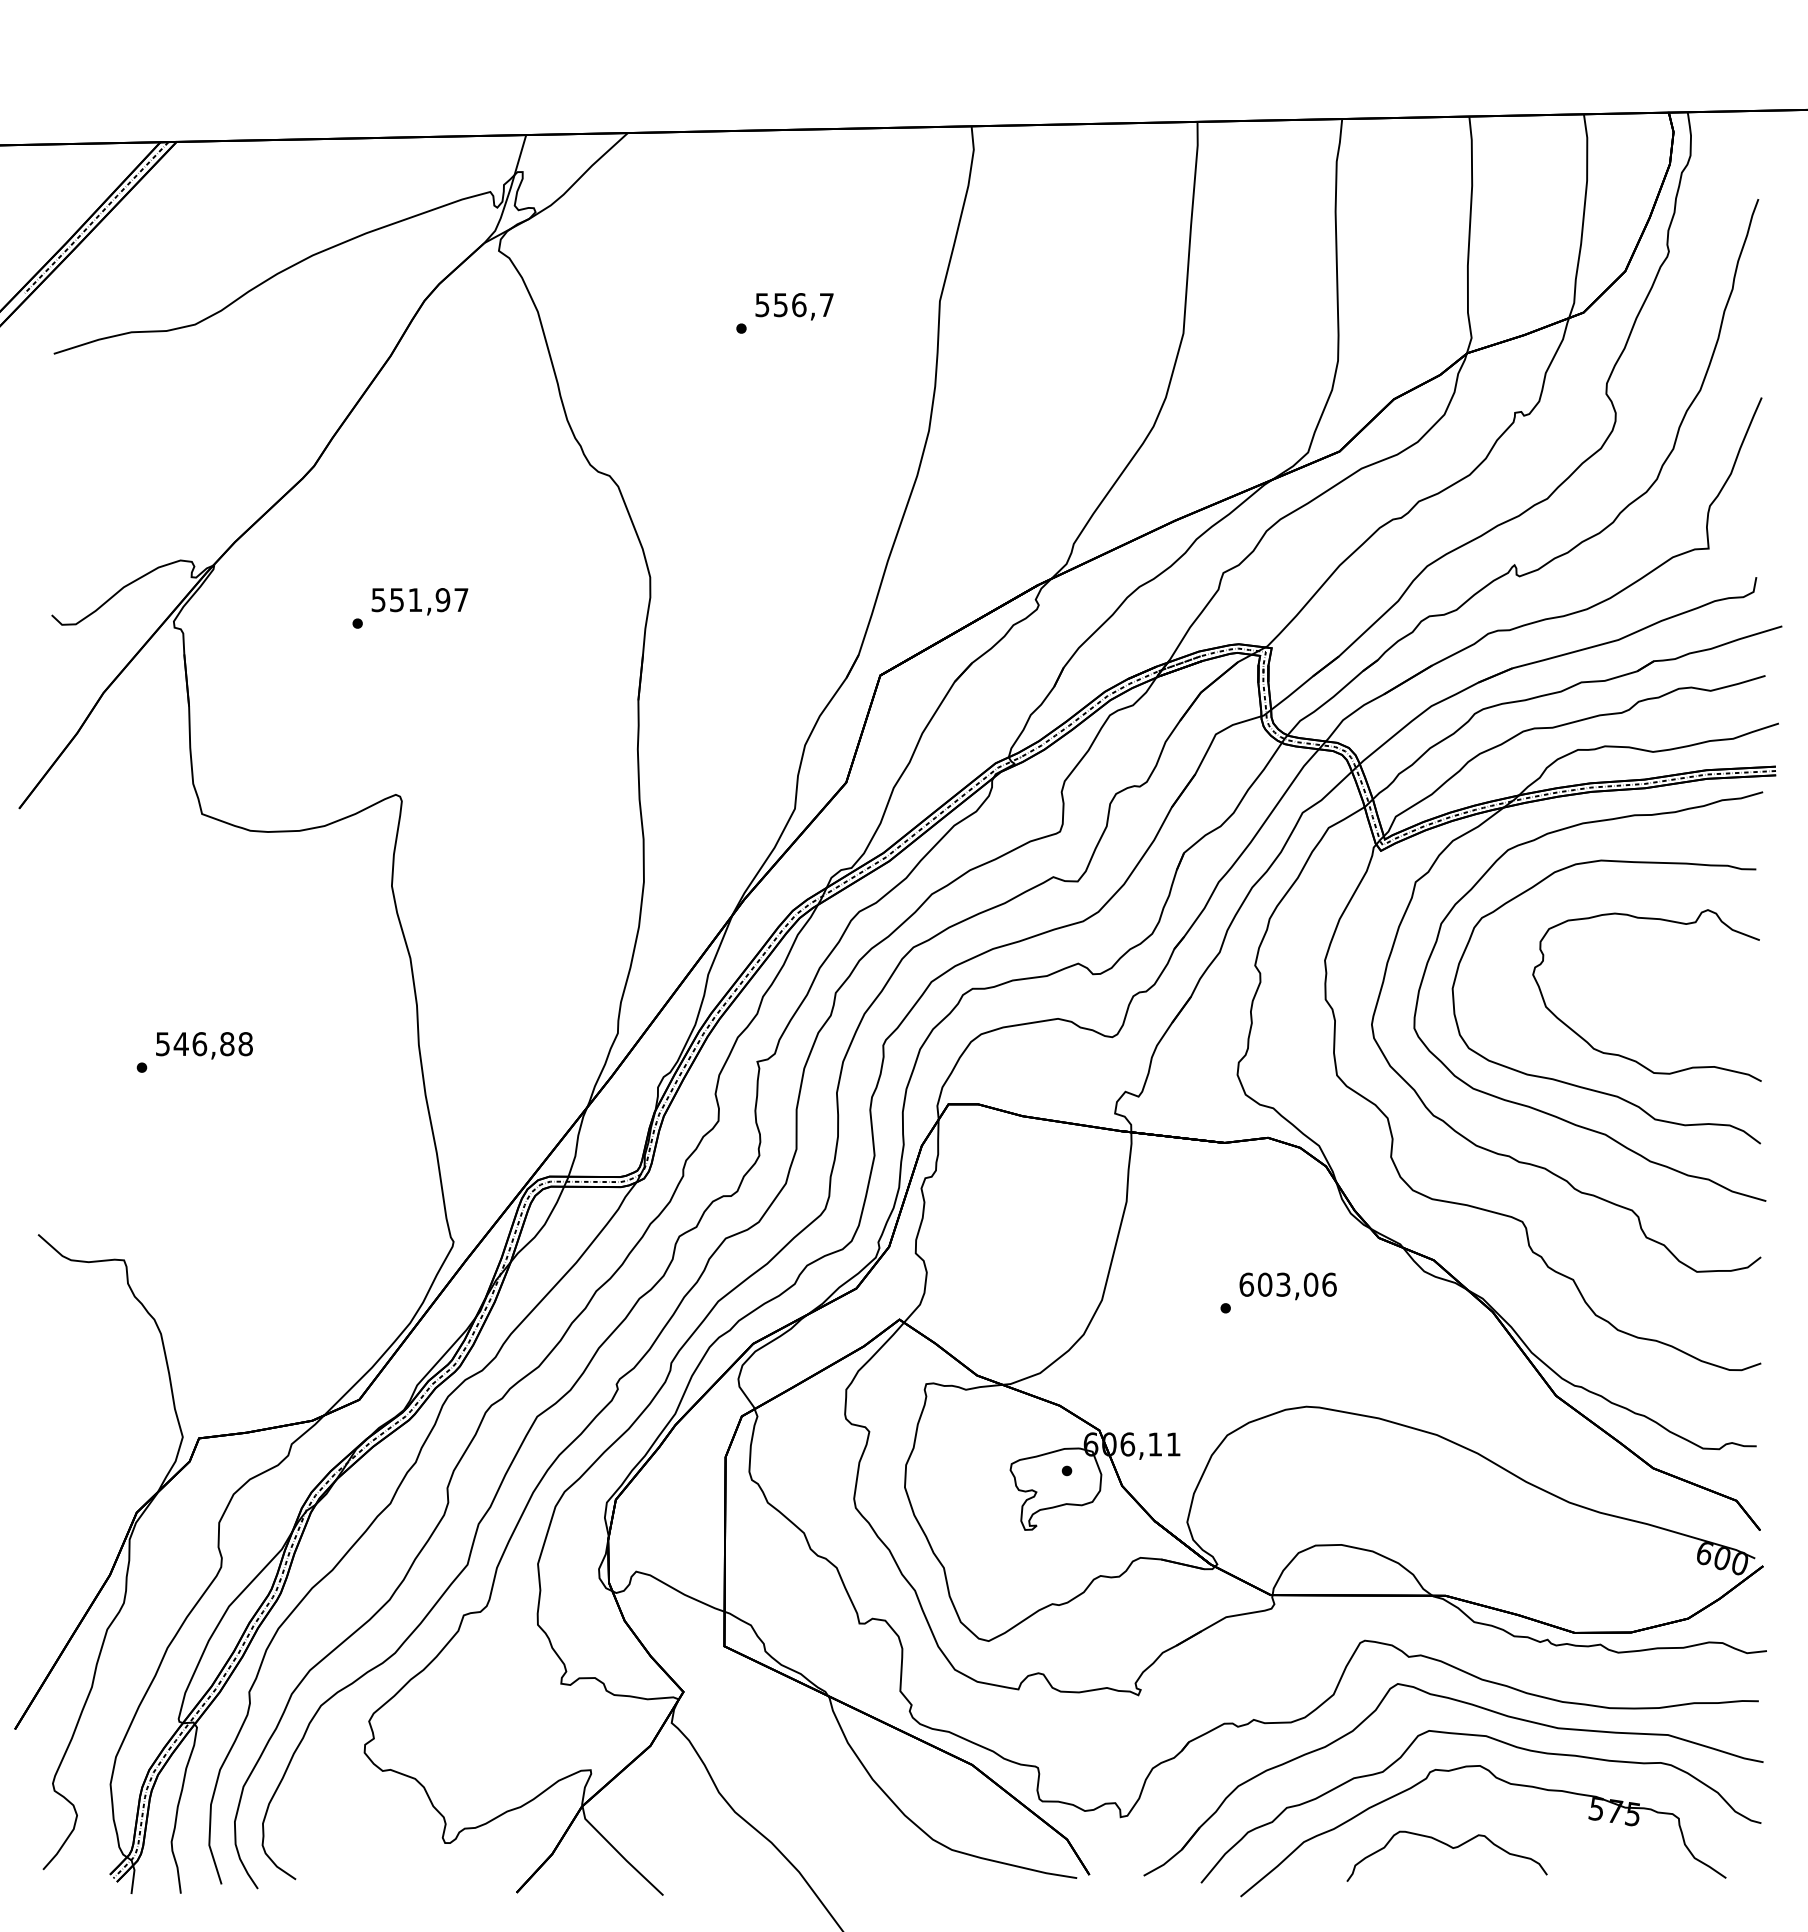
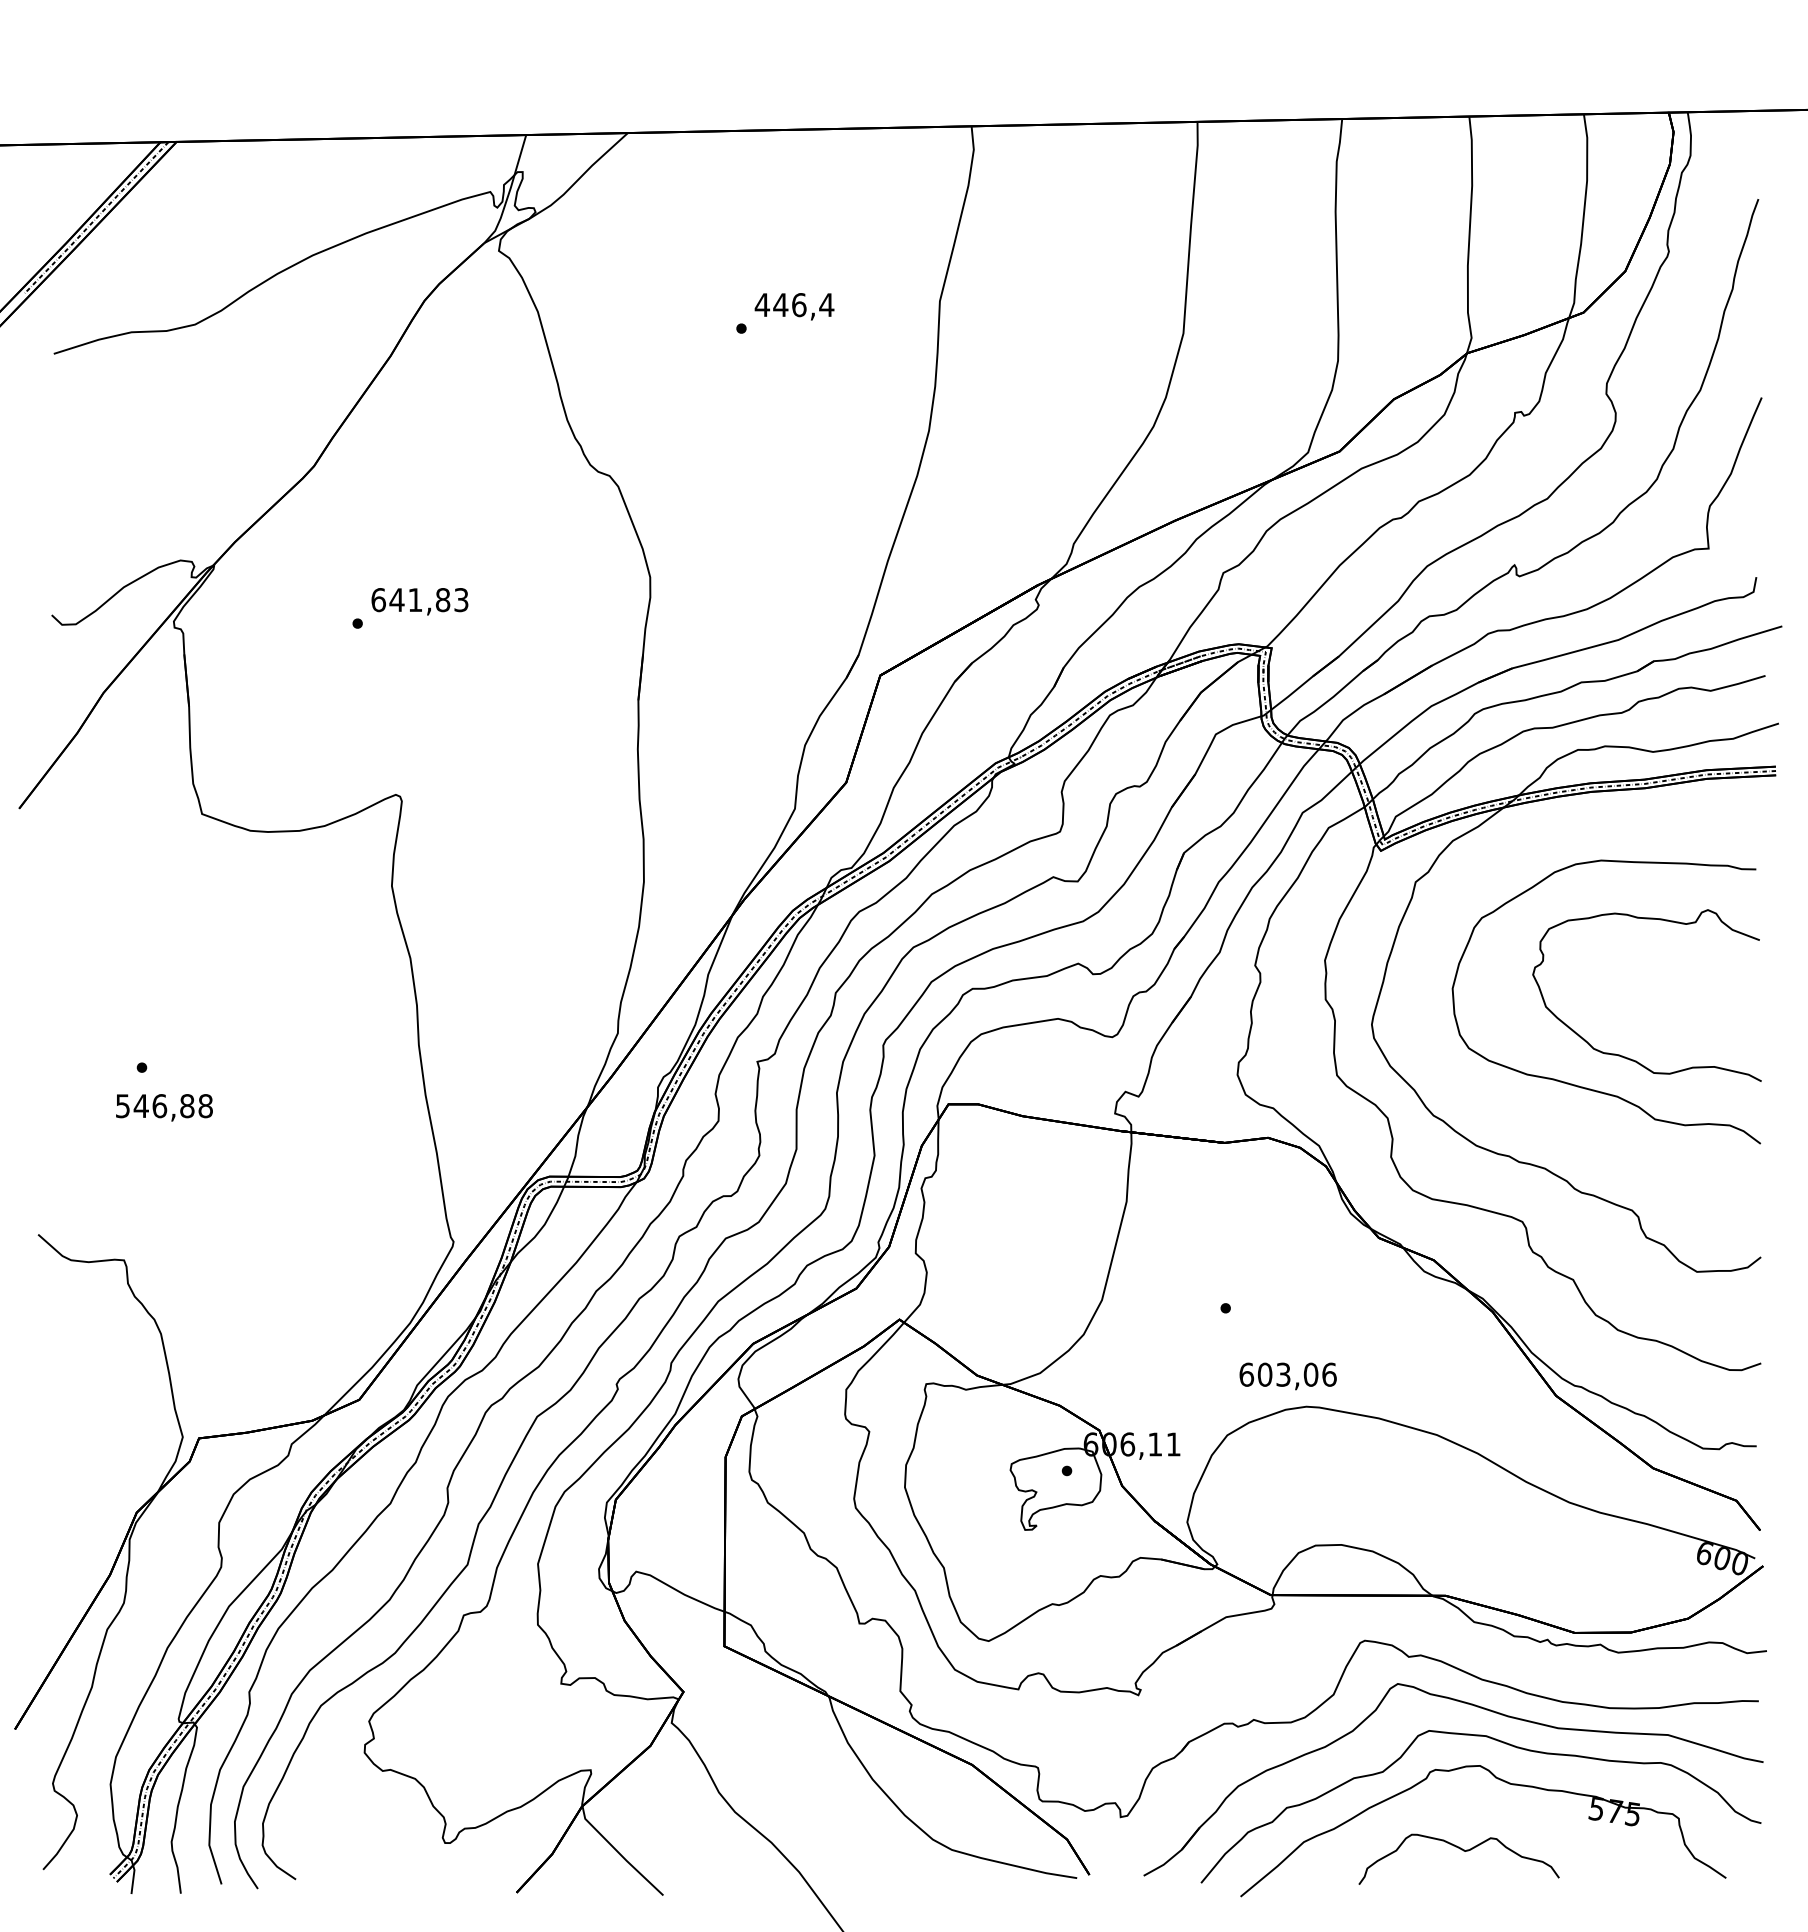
text: 556,7 -> 446,4 (794, 305)
text: 551,97 -> 641,83 (419, 600)
text position: (204, 1045) -> (164, 1107) (164, 1107)
curve: present -> none (1542, 1110)
text position: (1287, 1286) -> (1287, 1376) (1287, 1376)
curve position: (1449, 1847) -> (1461, 1850) (1461, 1850)
